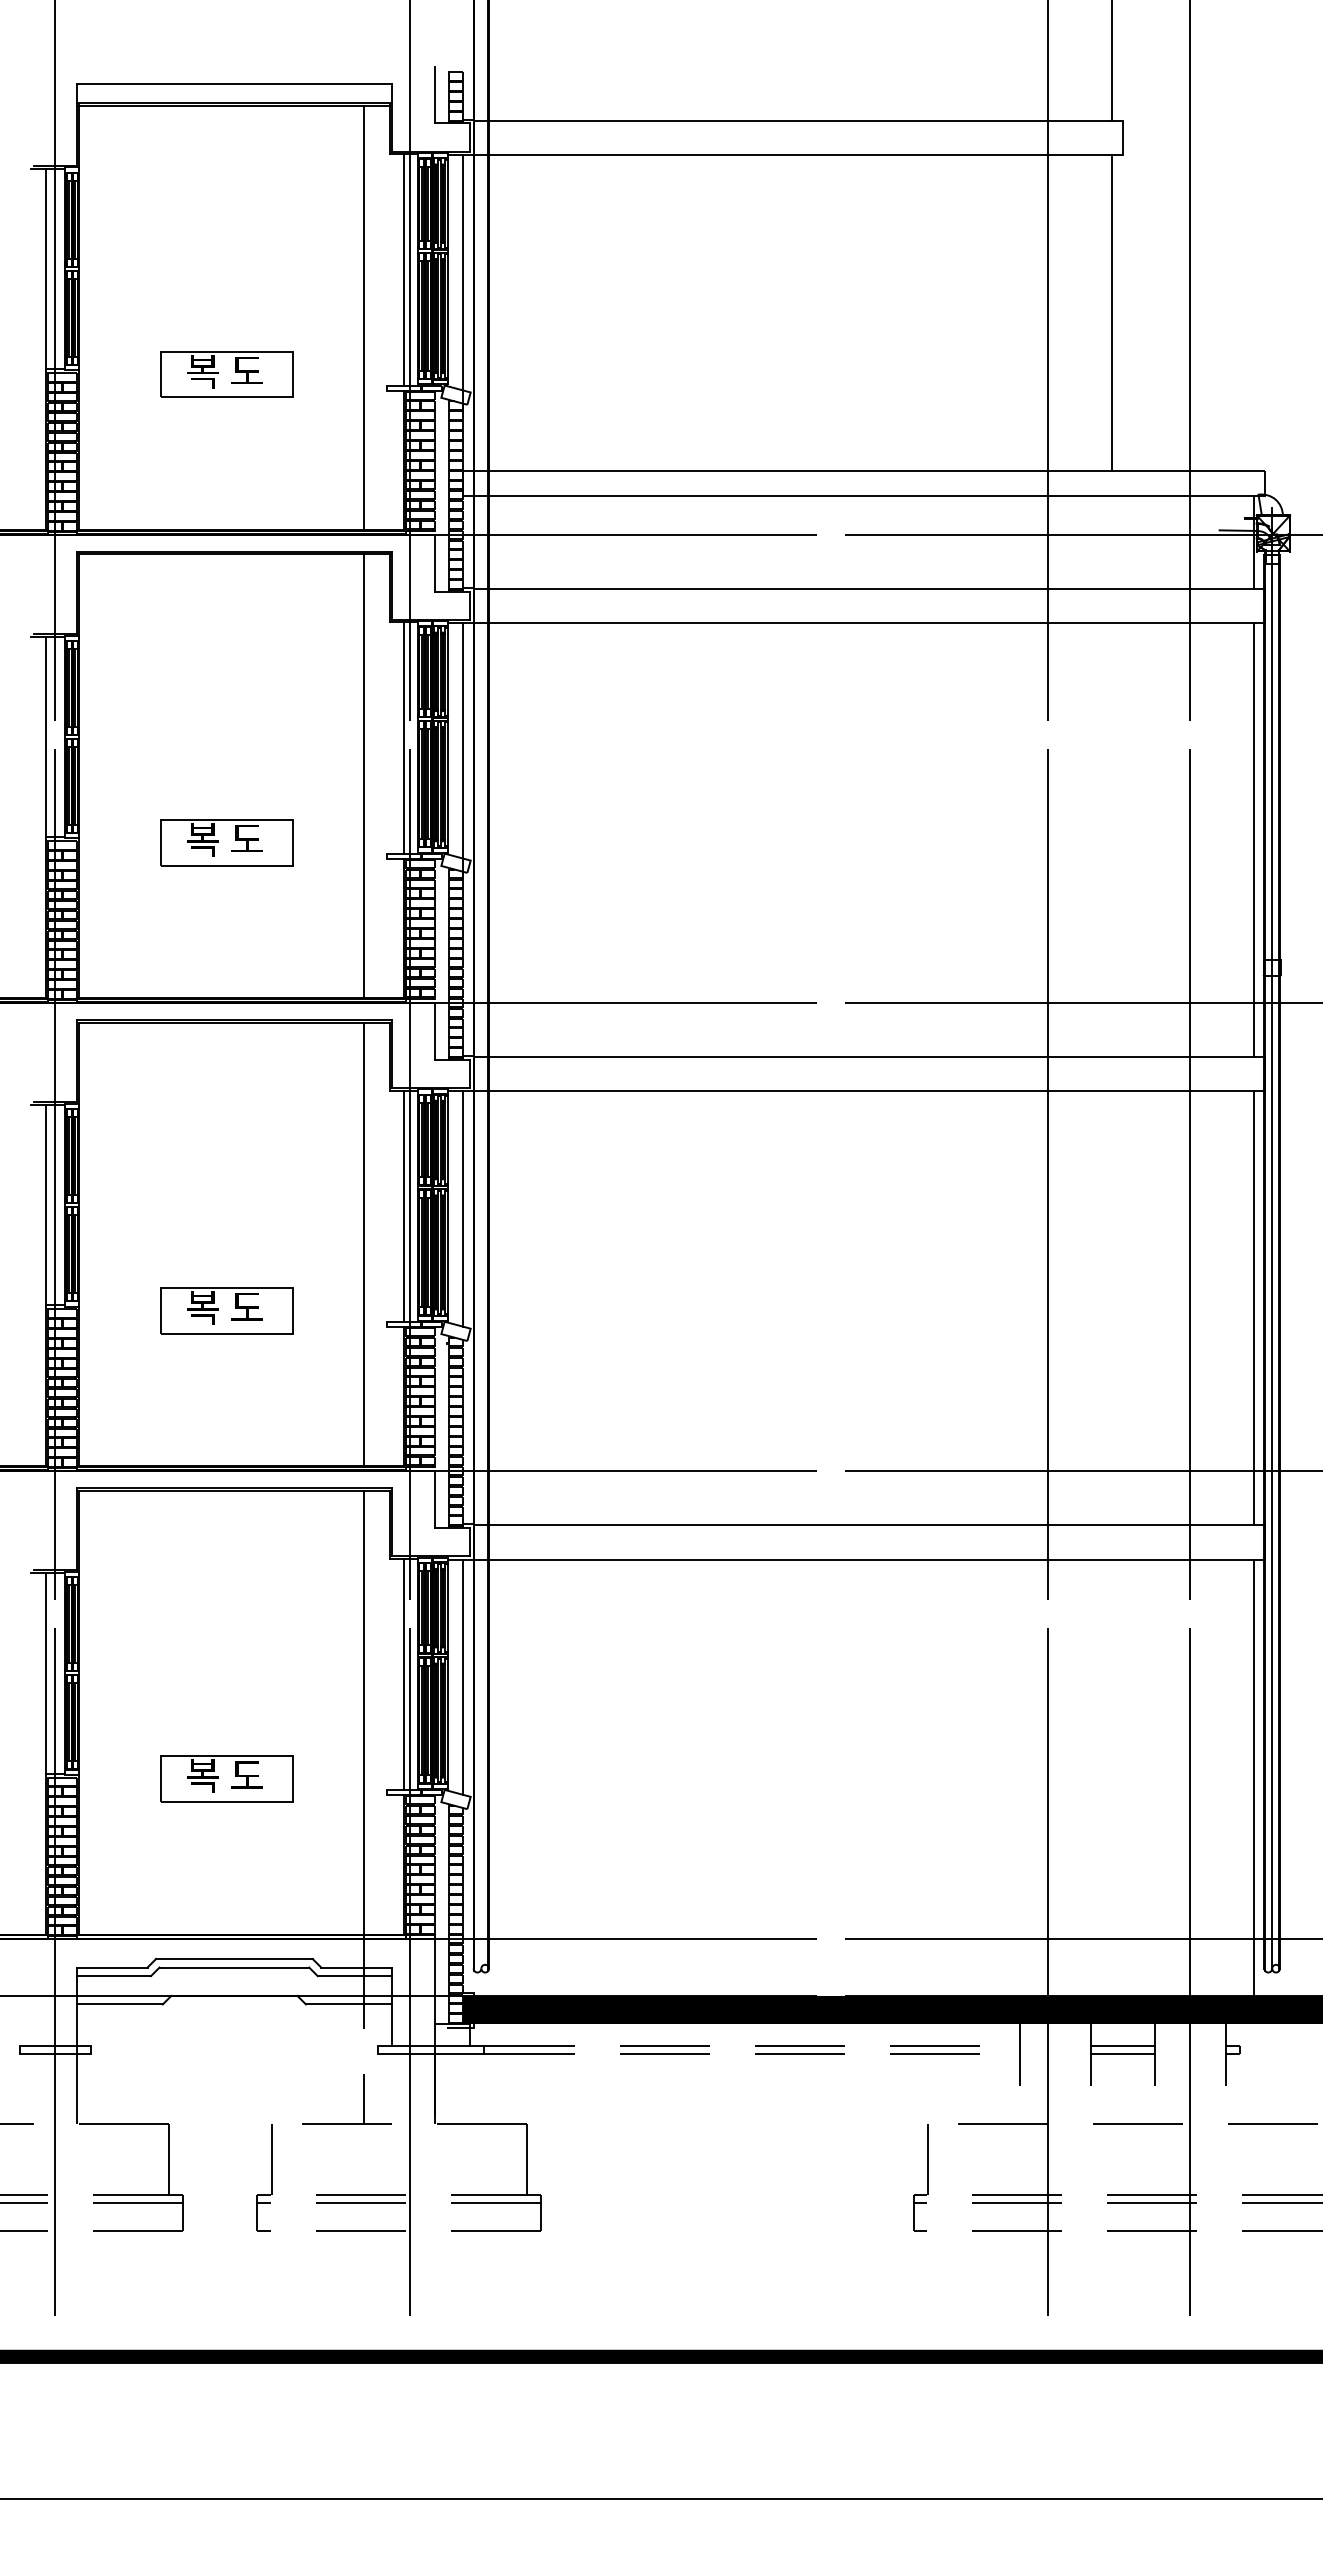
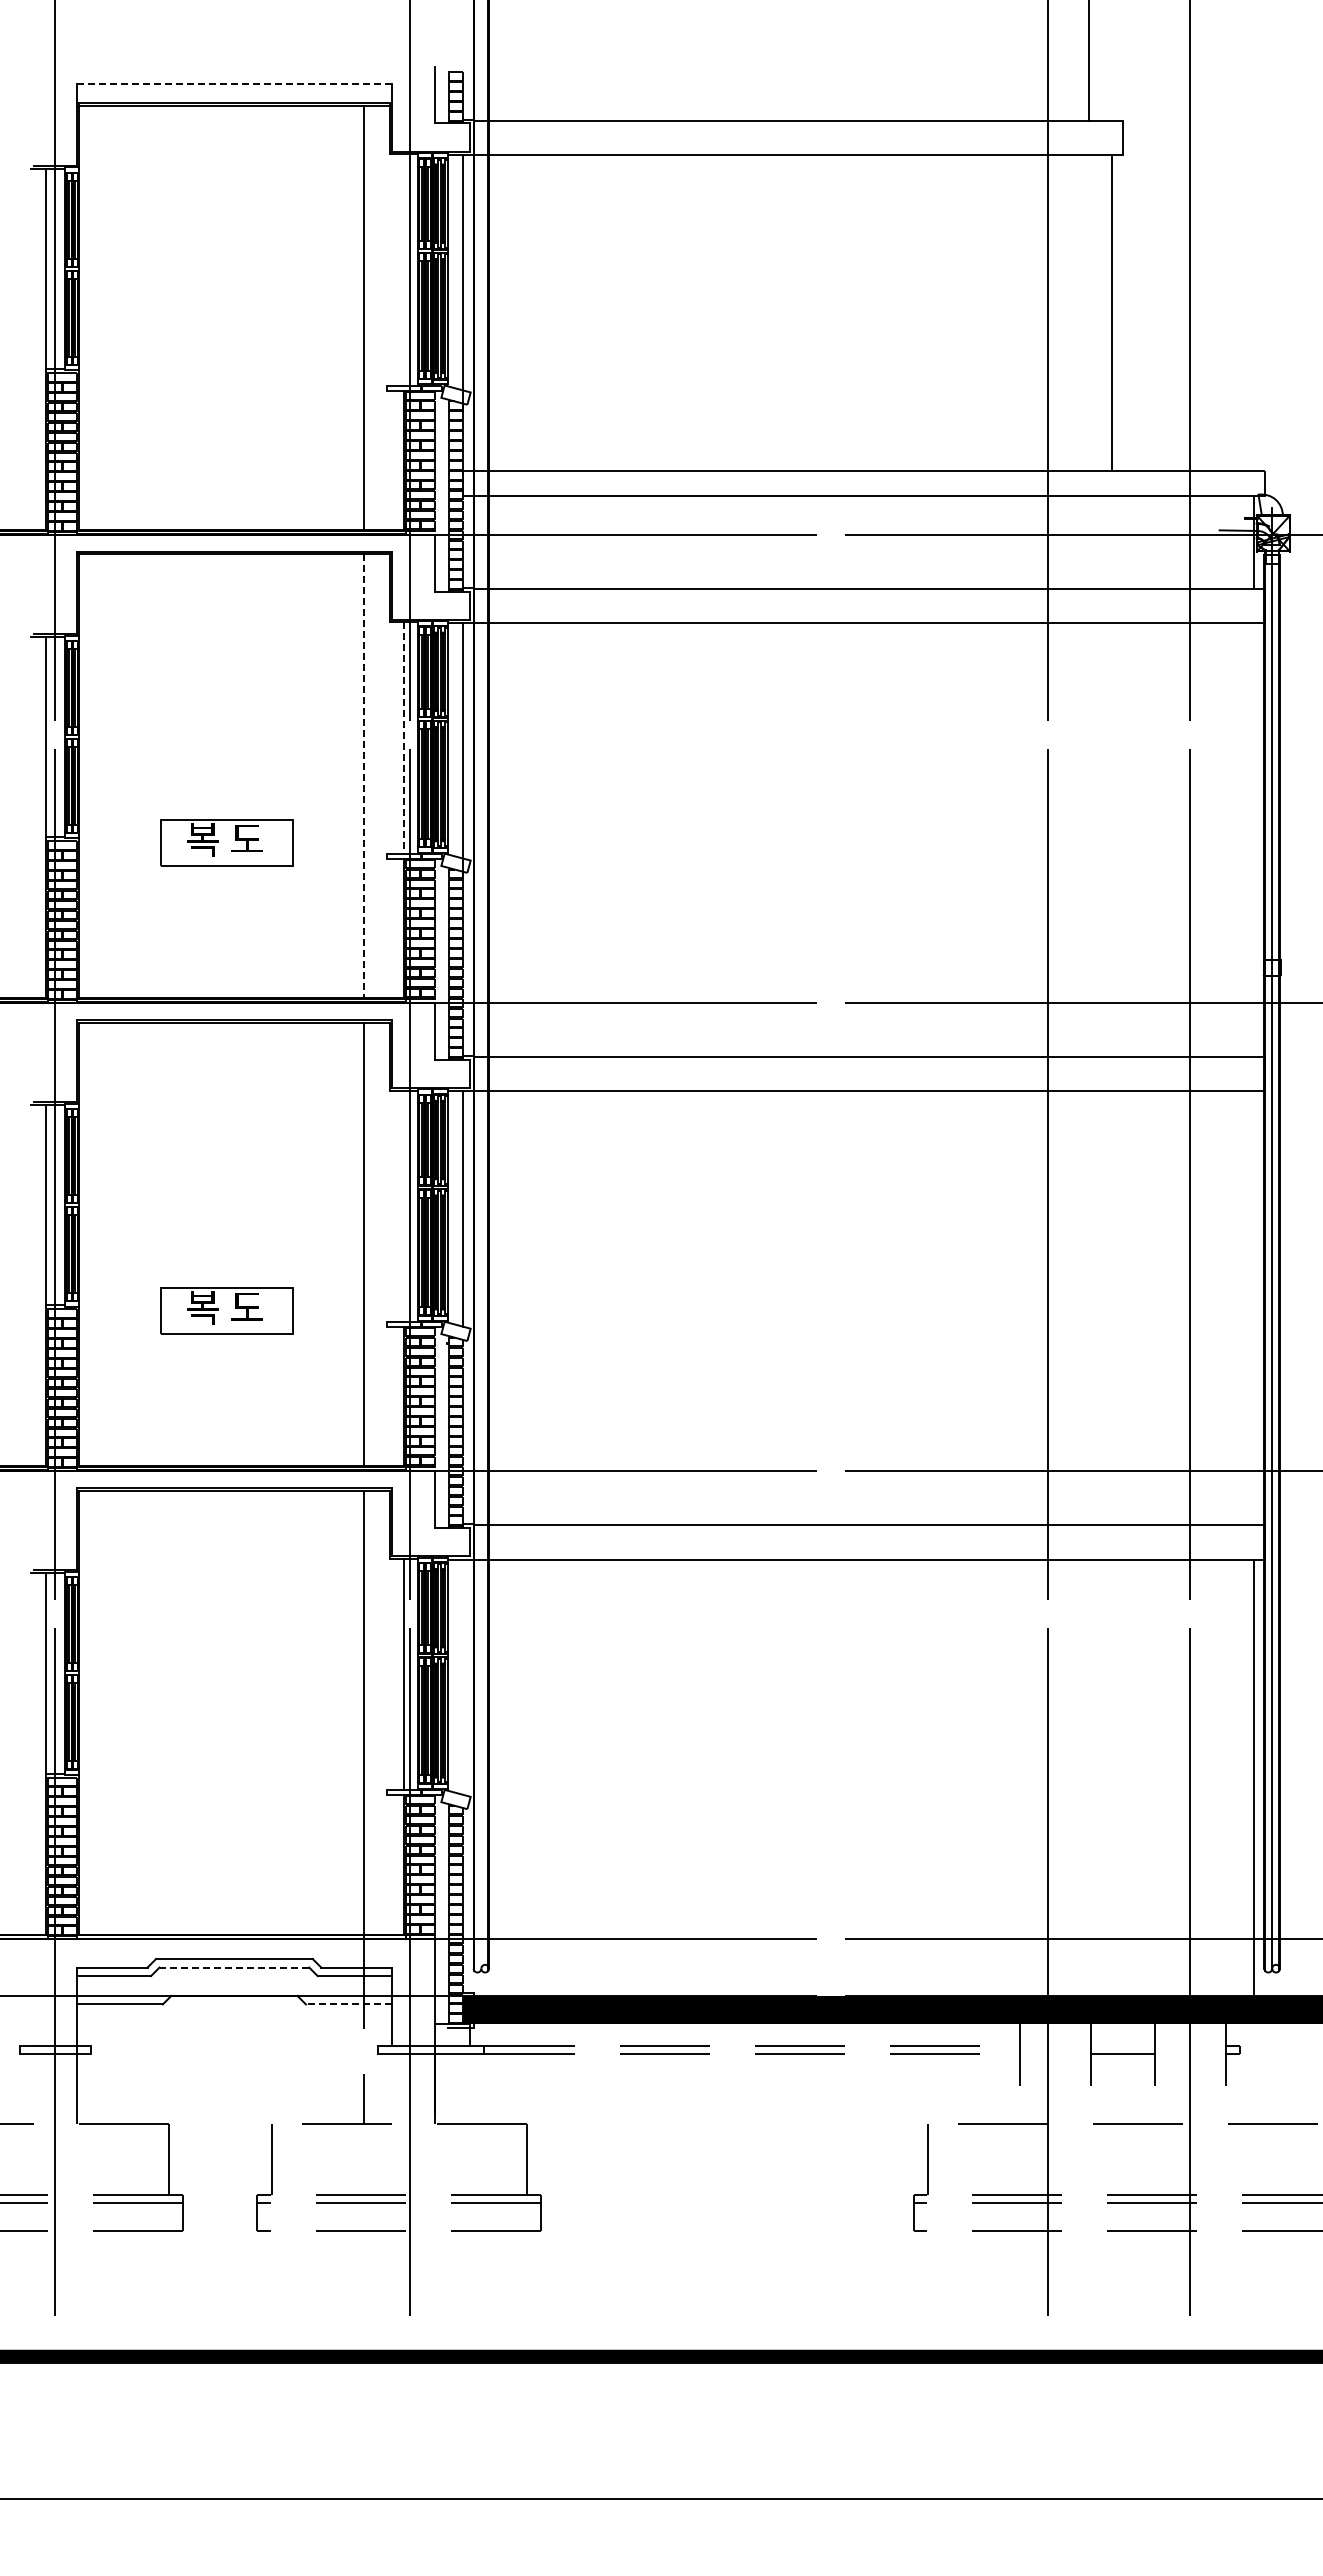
line position: (1112, 61) -> (1089, 61) (1089, 61)
line: solid -> dashed (234, 83)
line: present -> none (403, 269)
part: present -> none (226, 374)
line: solid -> dashed (403, 738)
line: solid -> dashed (363, 776)
line: present -> none (1254, 839)
line: present -> none (403, 1206)
line: present -> none (1254, 1307)
line: present -> none (463, 1676)
part: present -> none (226, 1778)
line: solid -> dashed (234, 1967)
line: solid -> dashed (348, 2004)
line: present -> none (1122, 2045)
